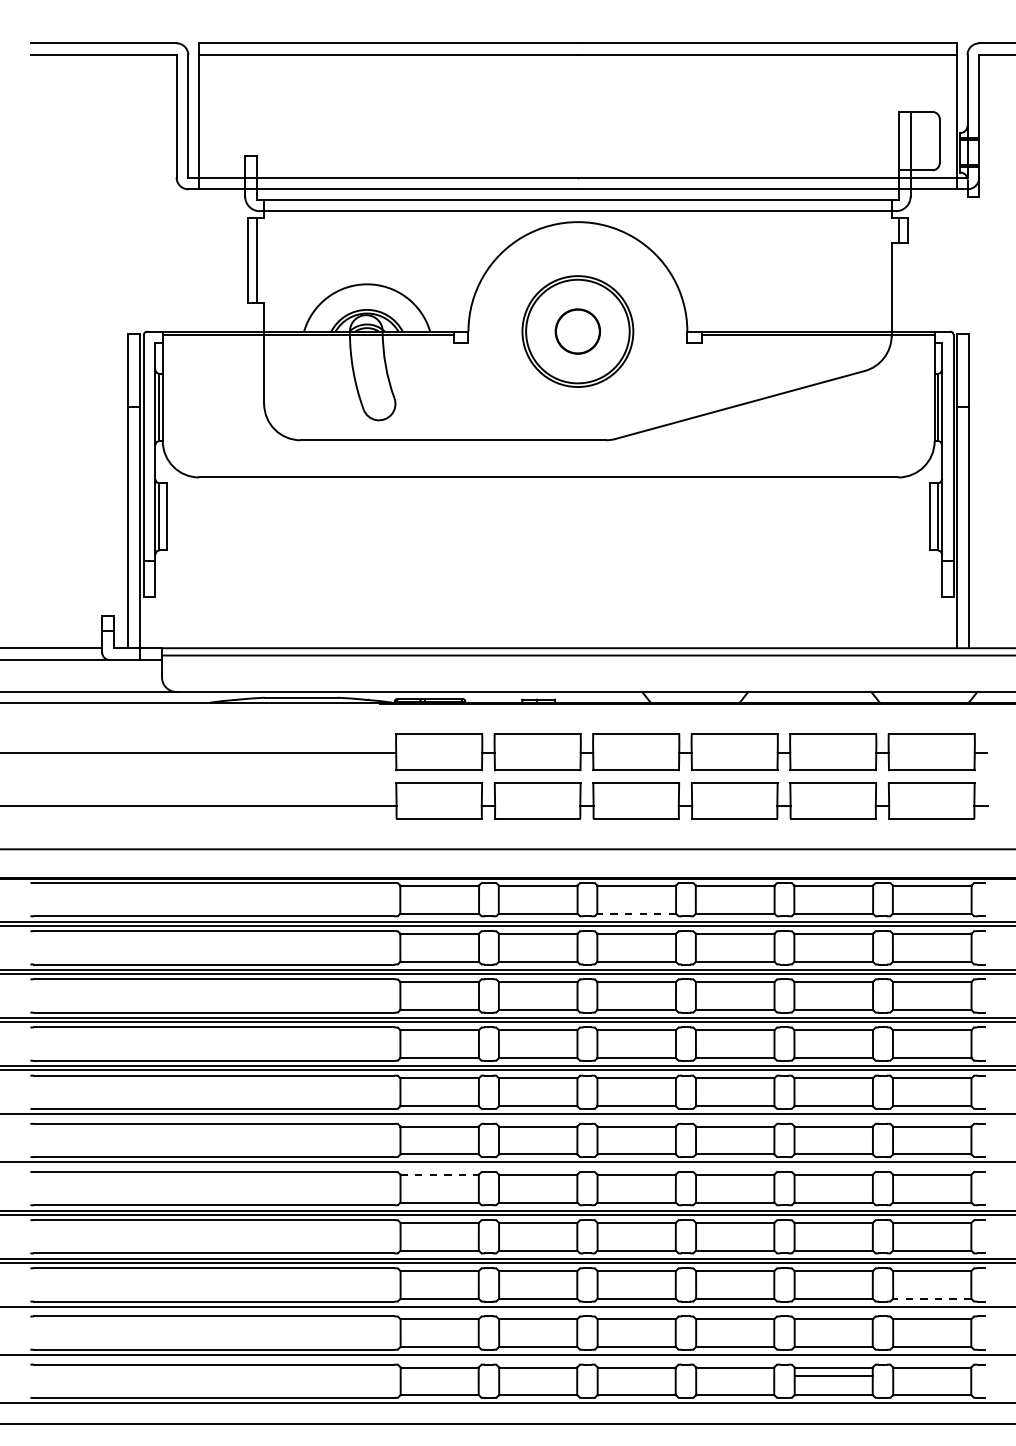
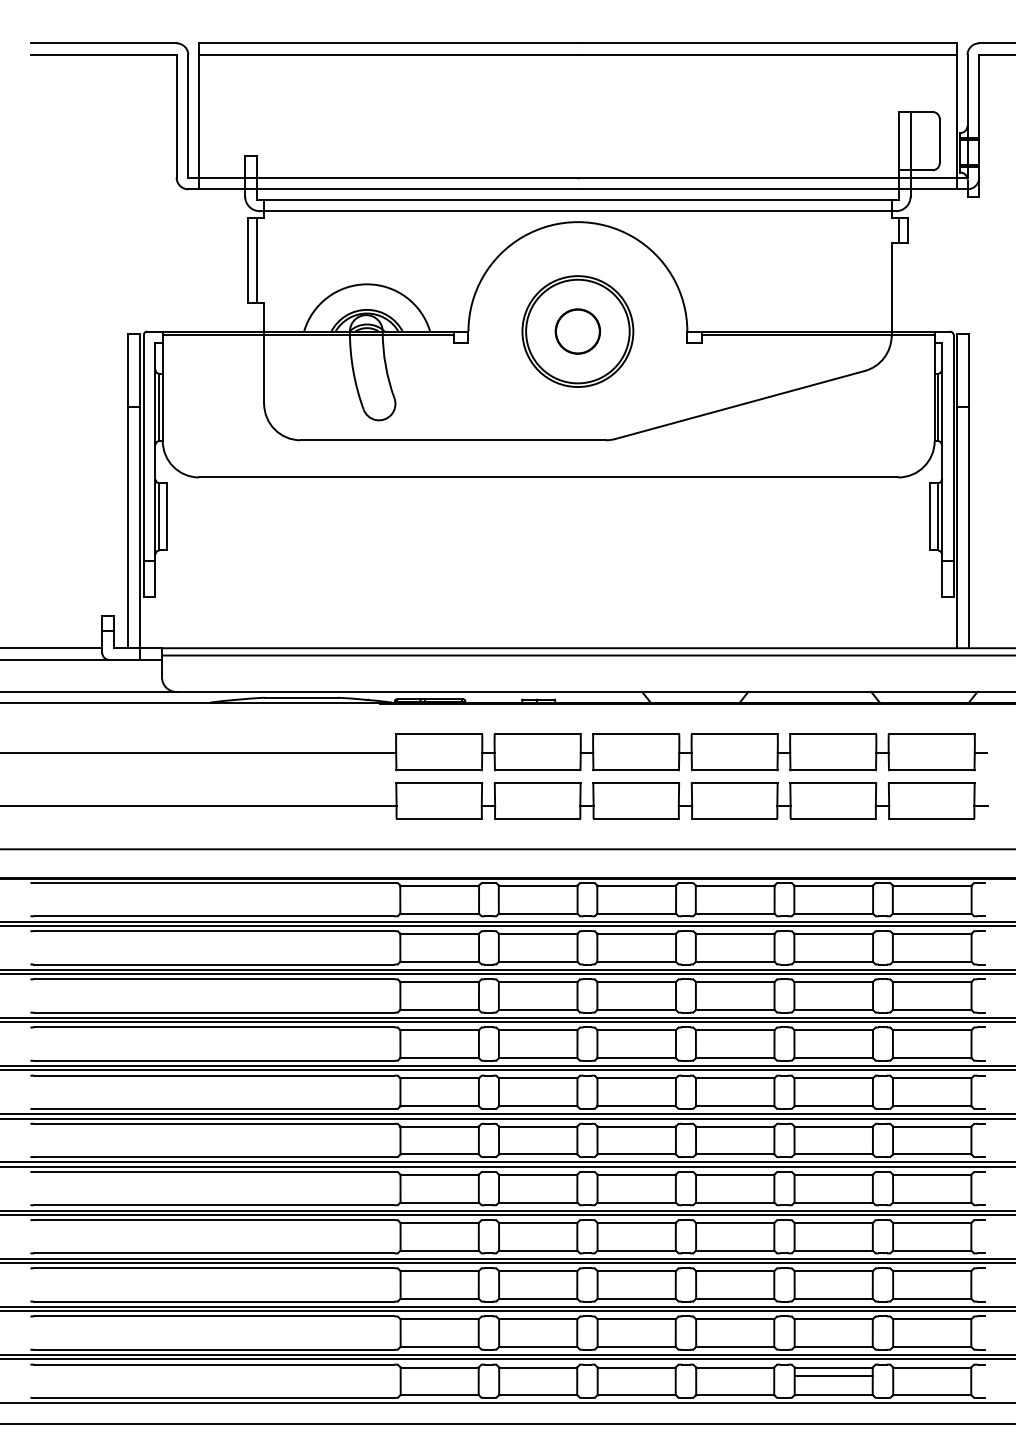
line: dashed -> solid (636, 913)
line: none -> present (507, 1118)
line: none -> present (507, 1166)
line: dashed -> solid (440, 1174)
line: dashed -> solid (931, 1298)
line: none -> present (507, 1311)
line: none -> present (507, 1359)
